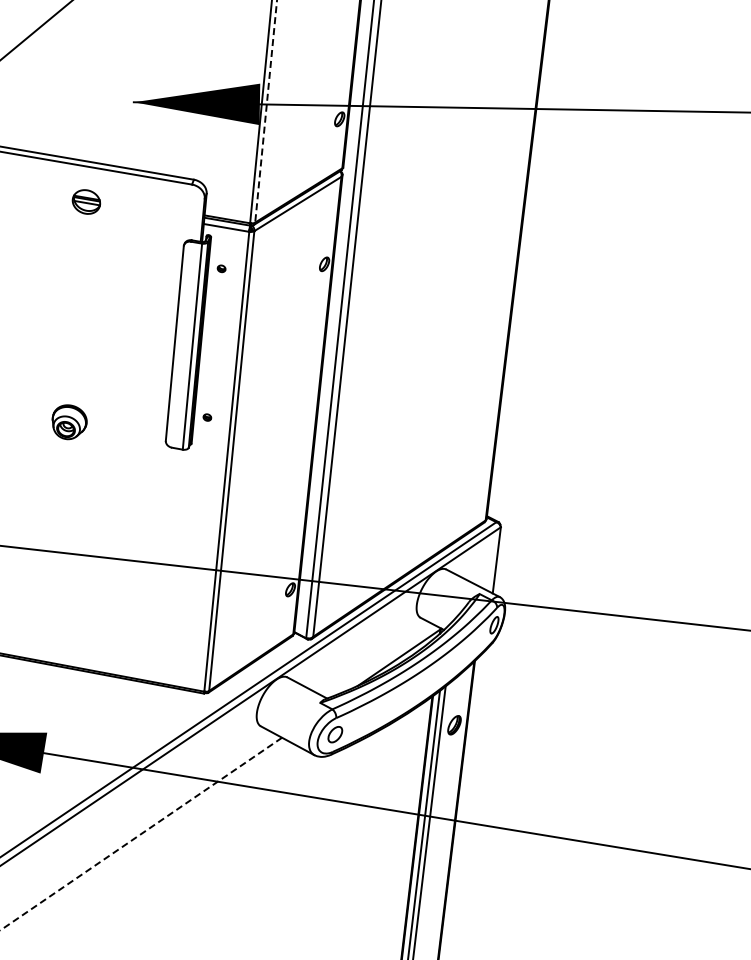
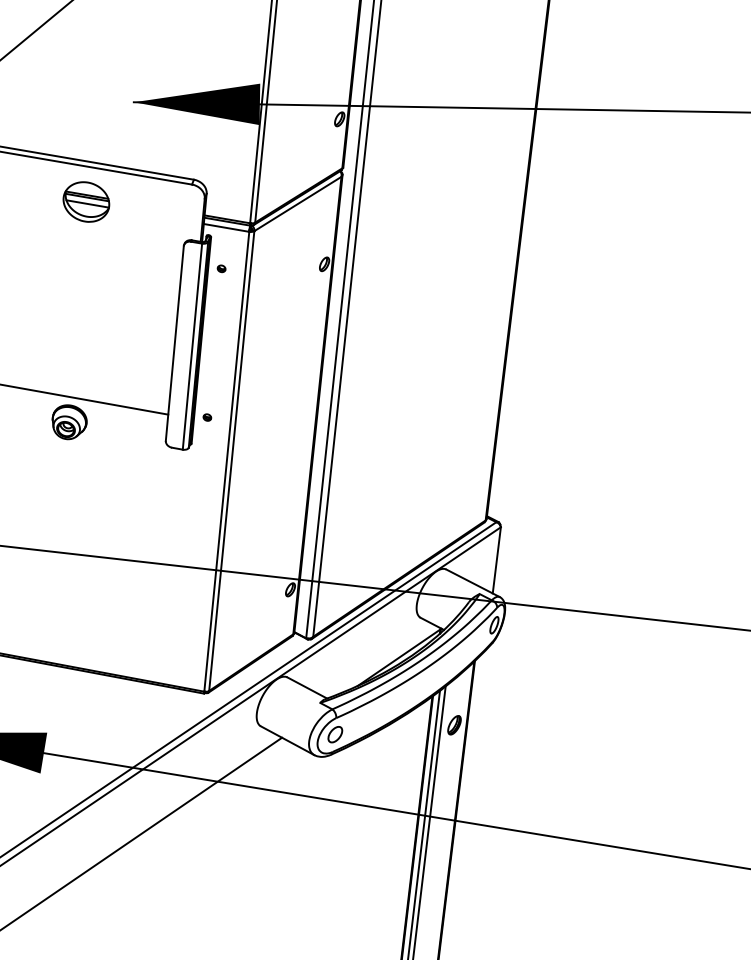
line: dashed -> solid (266, 112)
part size: 31x26 px -> 49x42 px (86, 201)
line: none -> present (85, 399)
line: dashed -> solid (141, 834)
